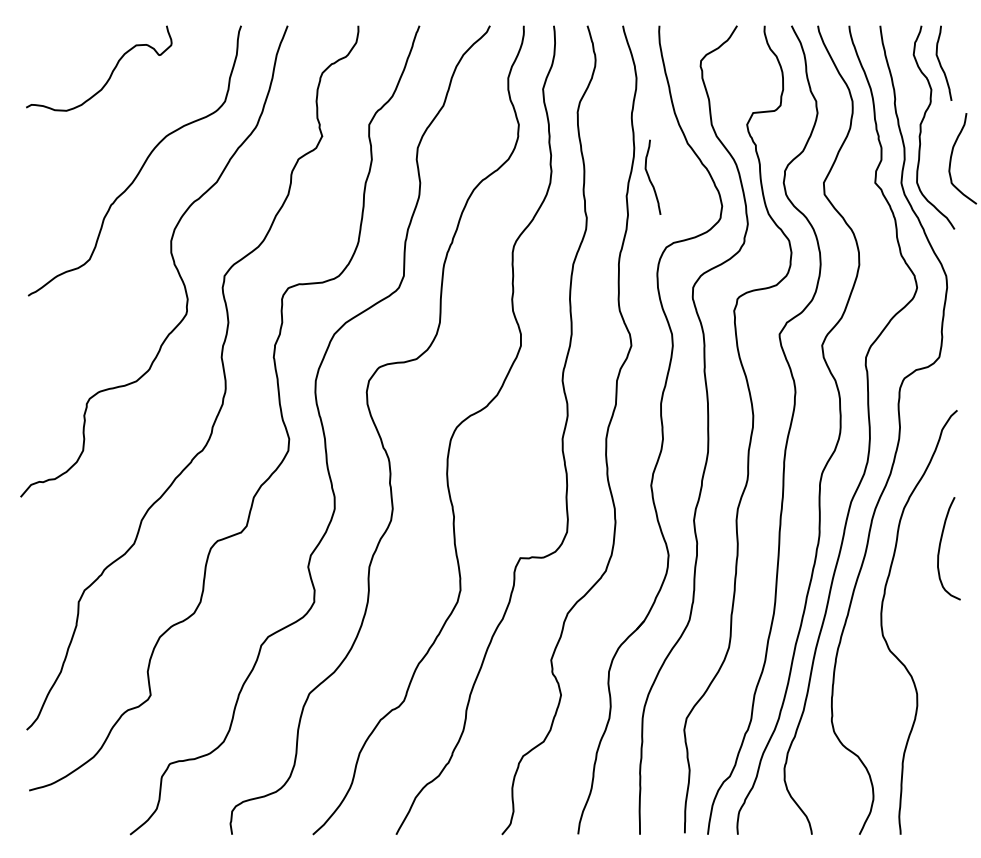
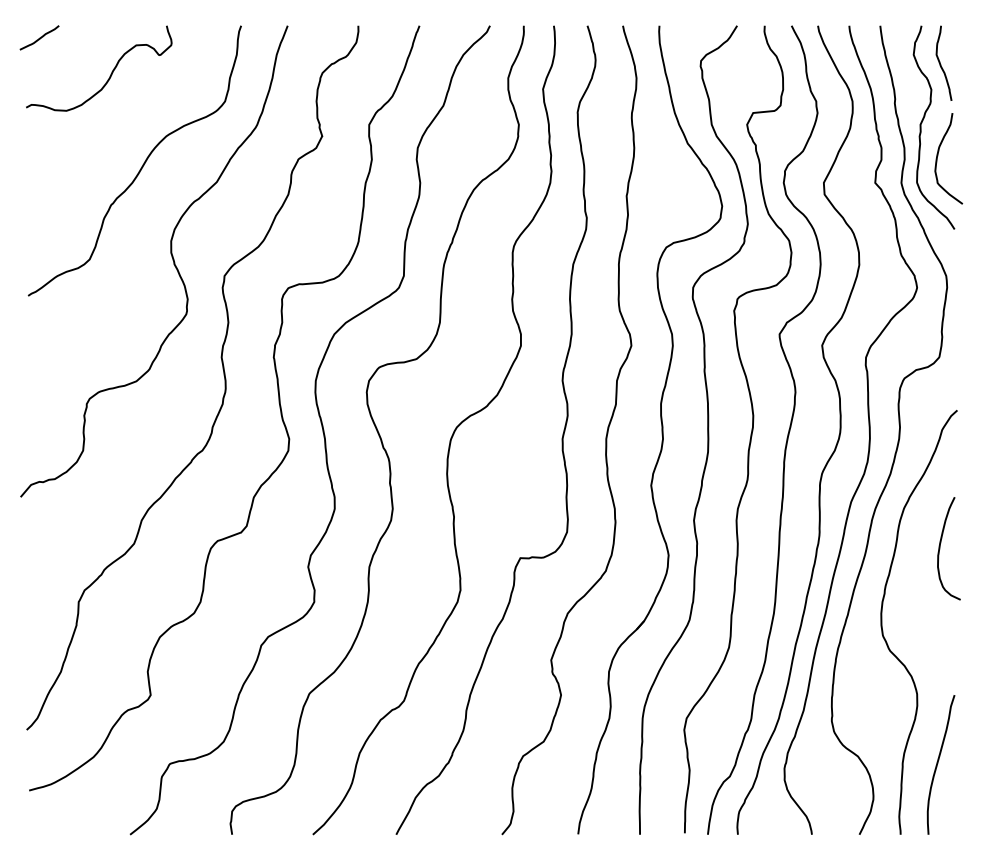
curve: none -> present (39, 37)
curve position: (952, 156) -> (938, 156) (938, 156)
curve: present -> none (650, 178)
curve: none -> present (938, 763)
